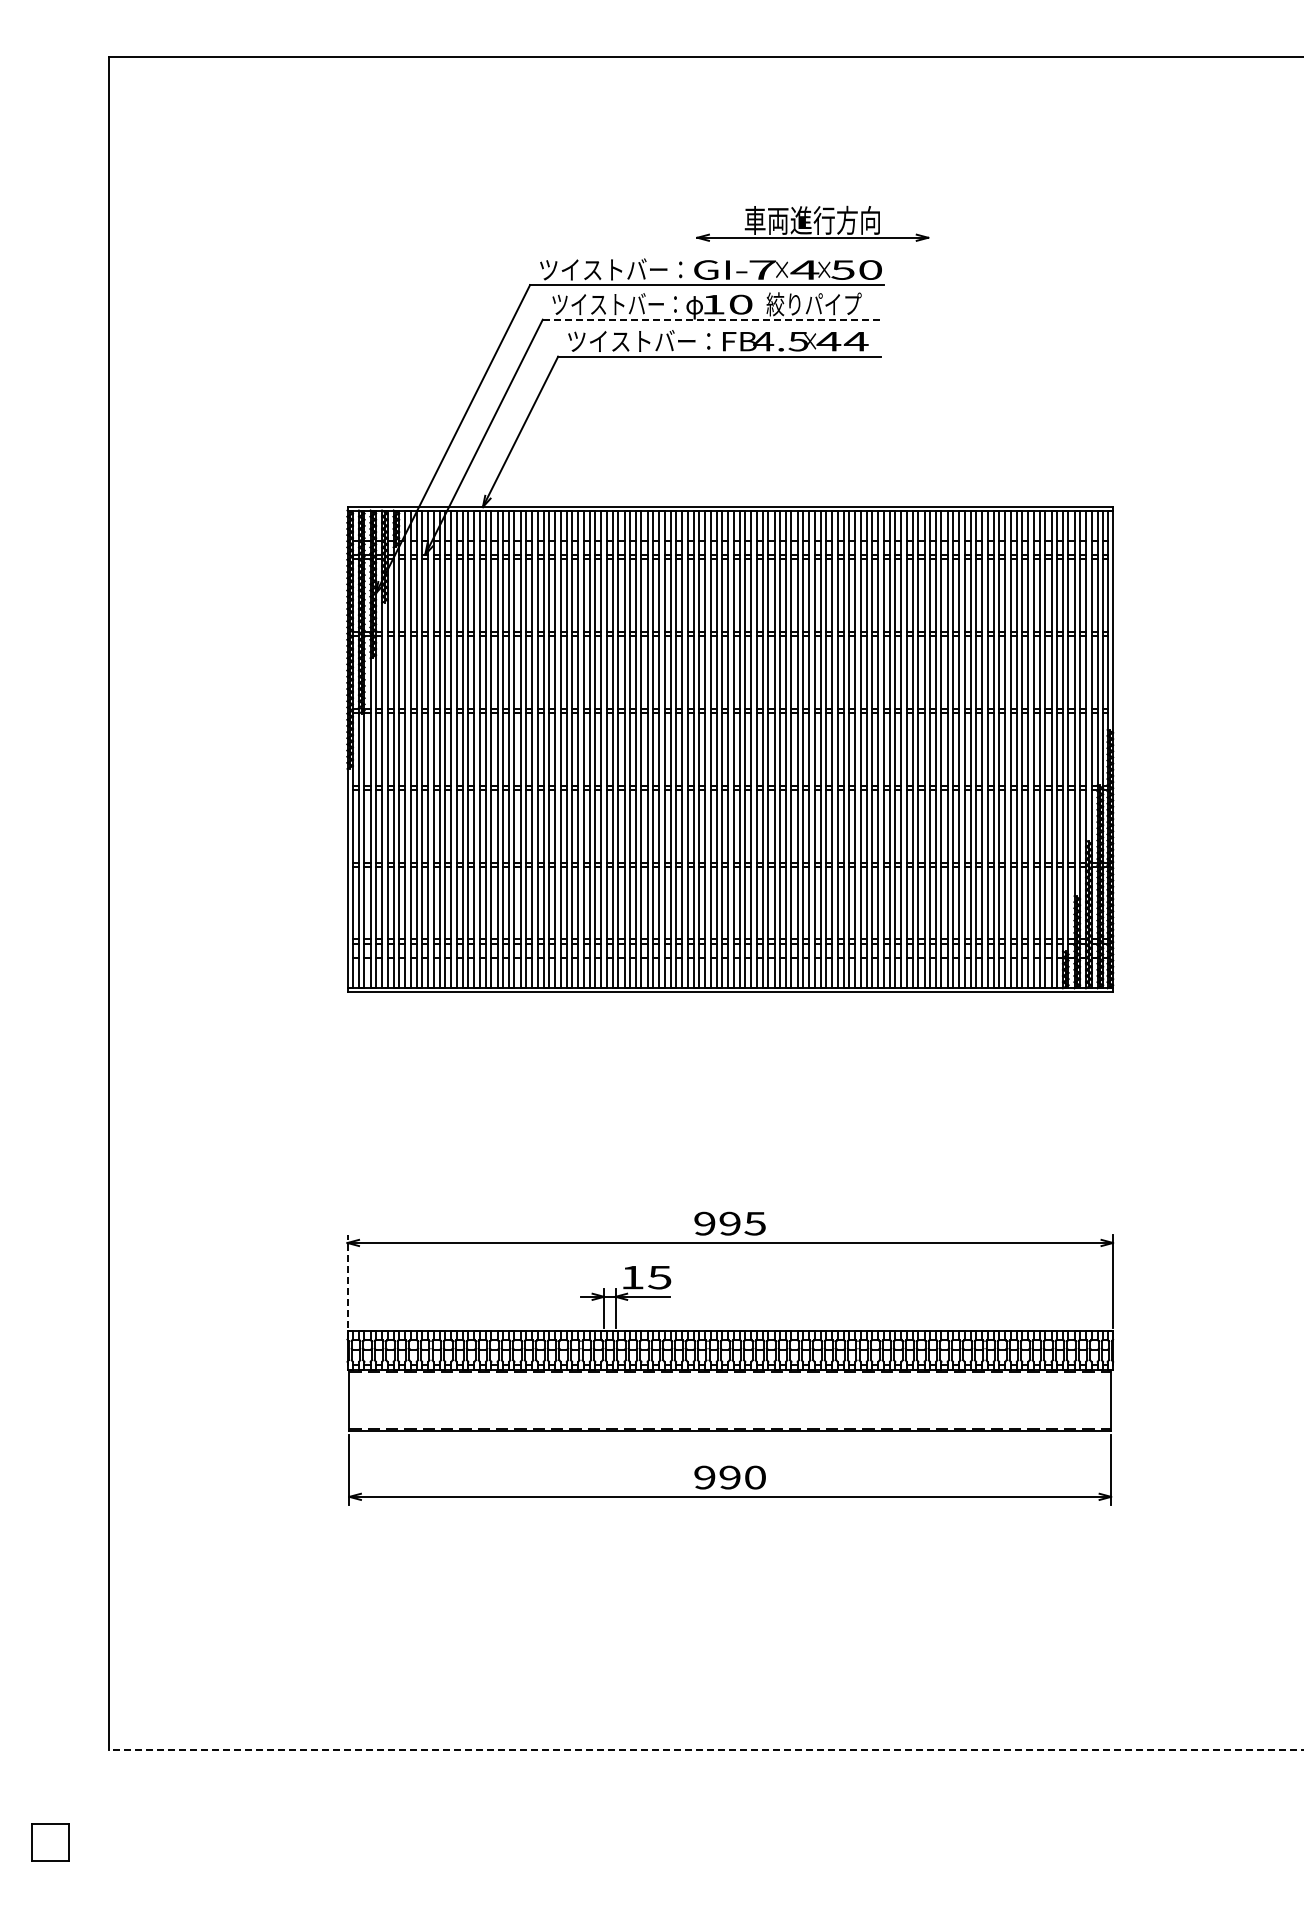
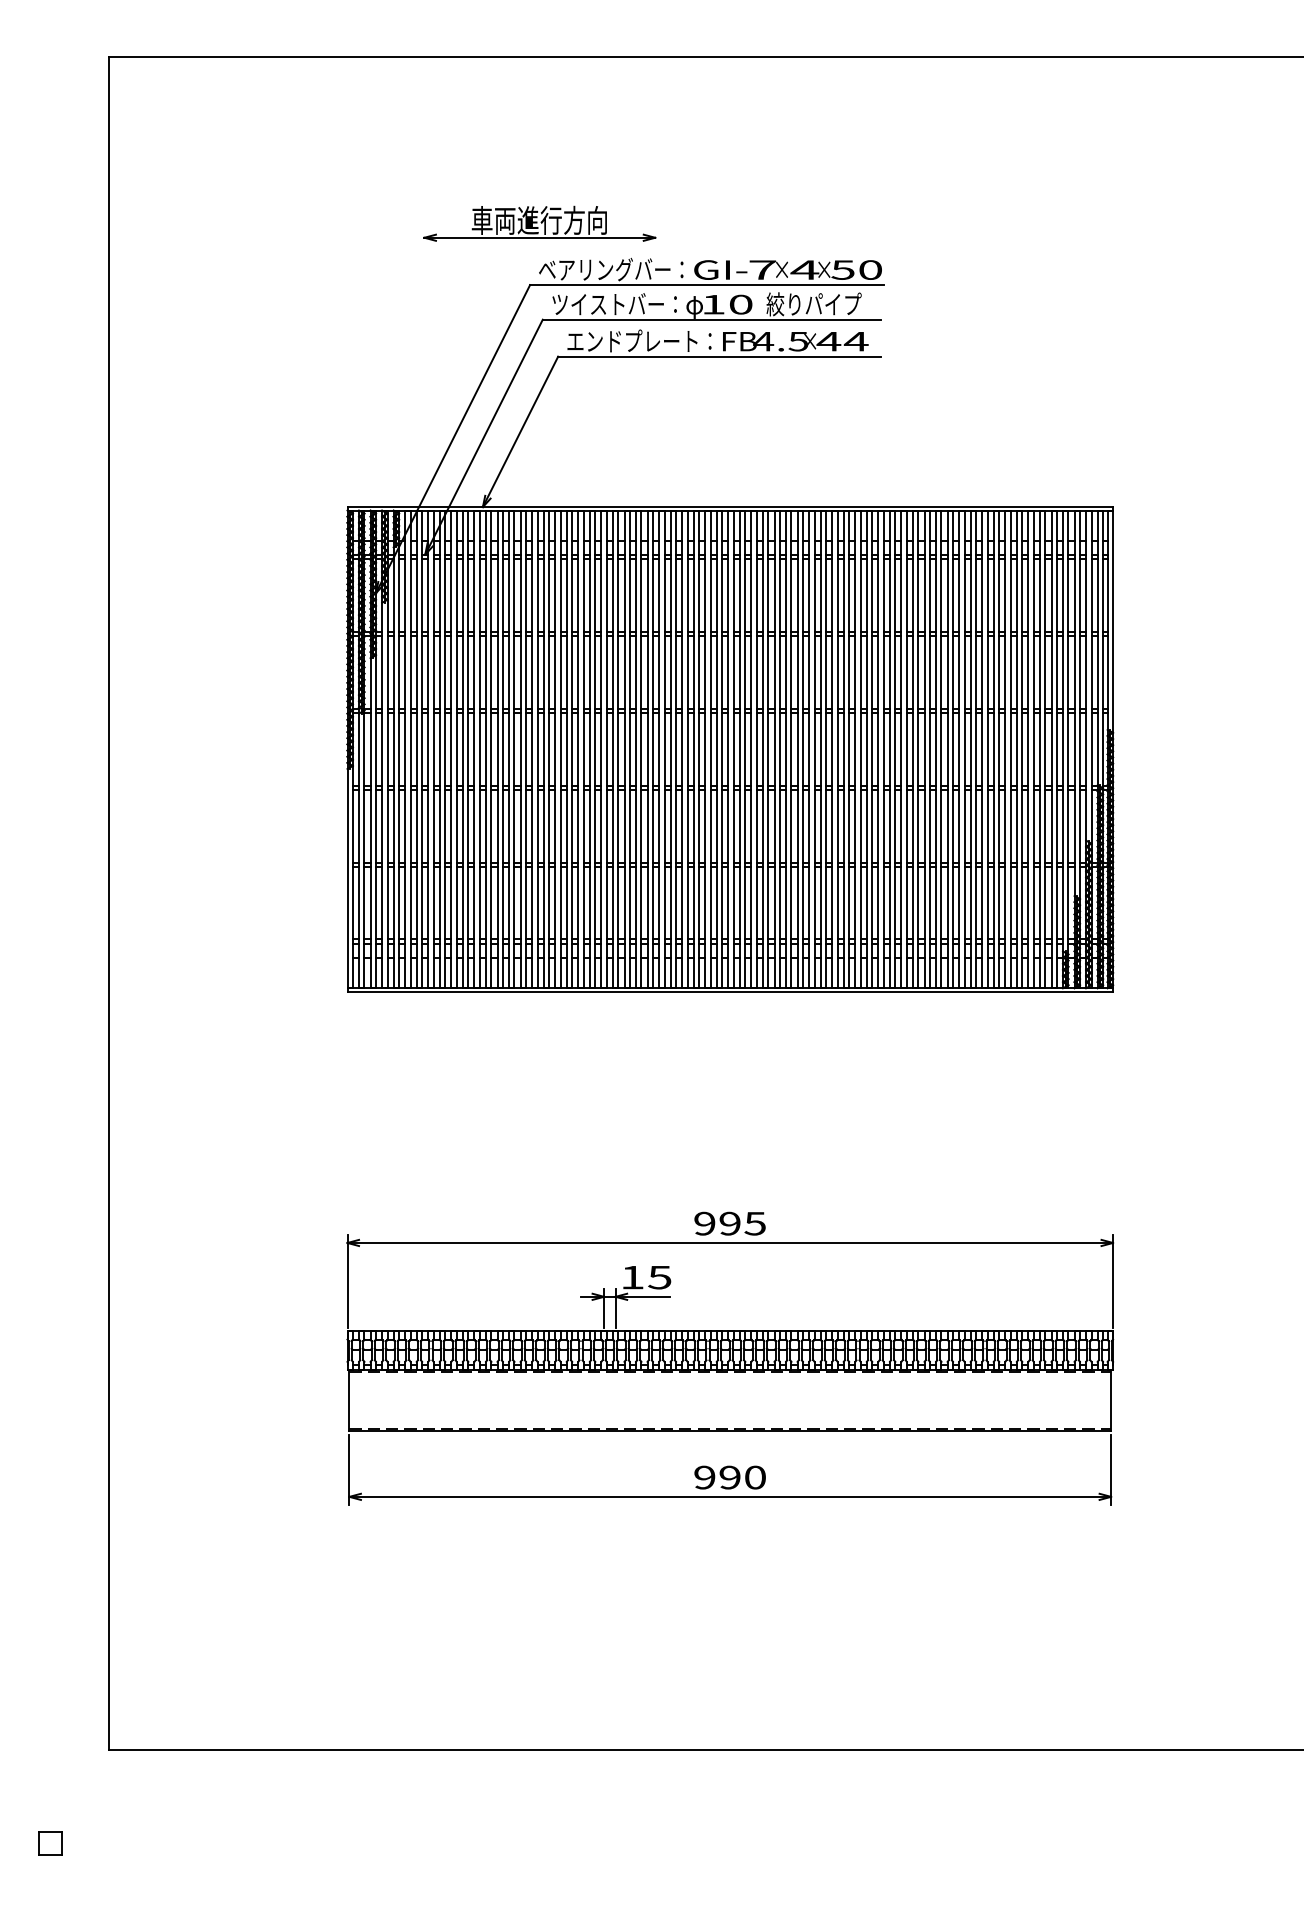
part position: (812, 223) -> (539, 223) (539, 223)
text: ツイストバー： -> ベアリングバー： (611, 269)
line: dashed -> solid (712, 319)
text: ツイストバー： -> エンドプレート： (639, 340)
line: dashed -> solid (347, 1280)
line: dashed -> solid (705, 1750)
part size: 39x39 px -> 25x25 px (50, 1843)
